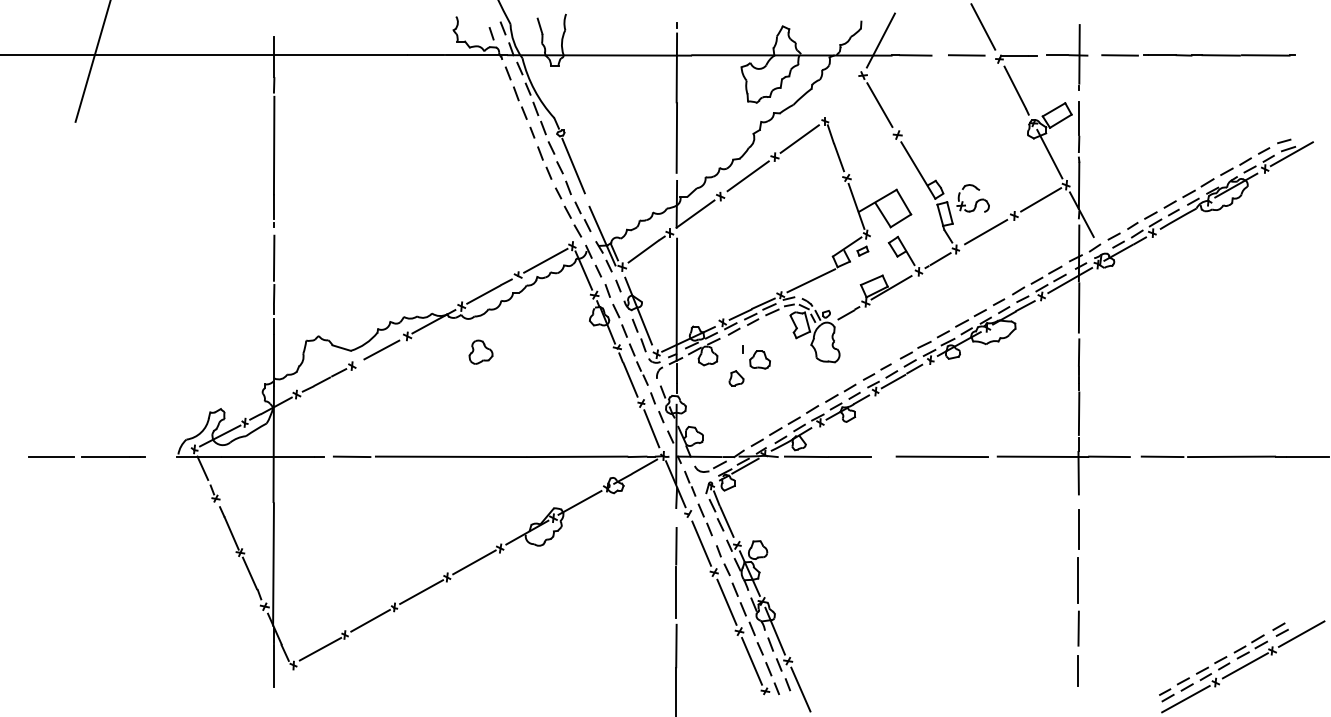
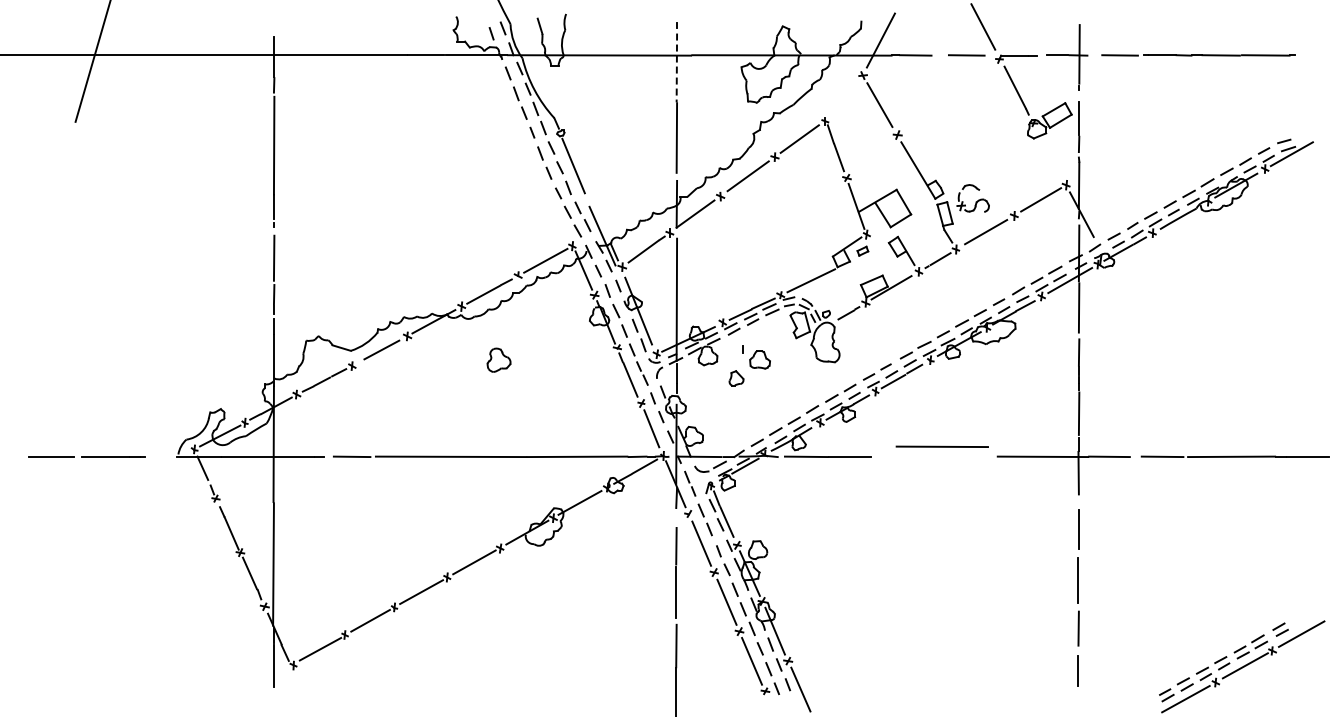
line: solid -> dashed (676, 68)
line: present -> none (1049, 153)
part position: (480, 351) -> (498, 359) (498, 359)
line position: (941, 456) -> (941, 446) (941, 446)
